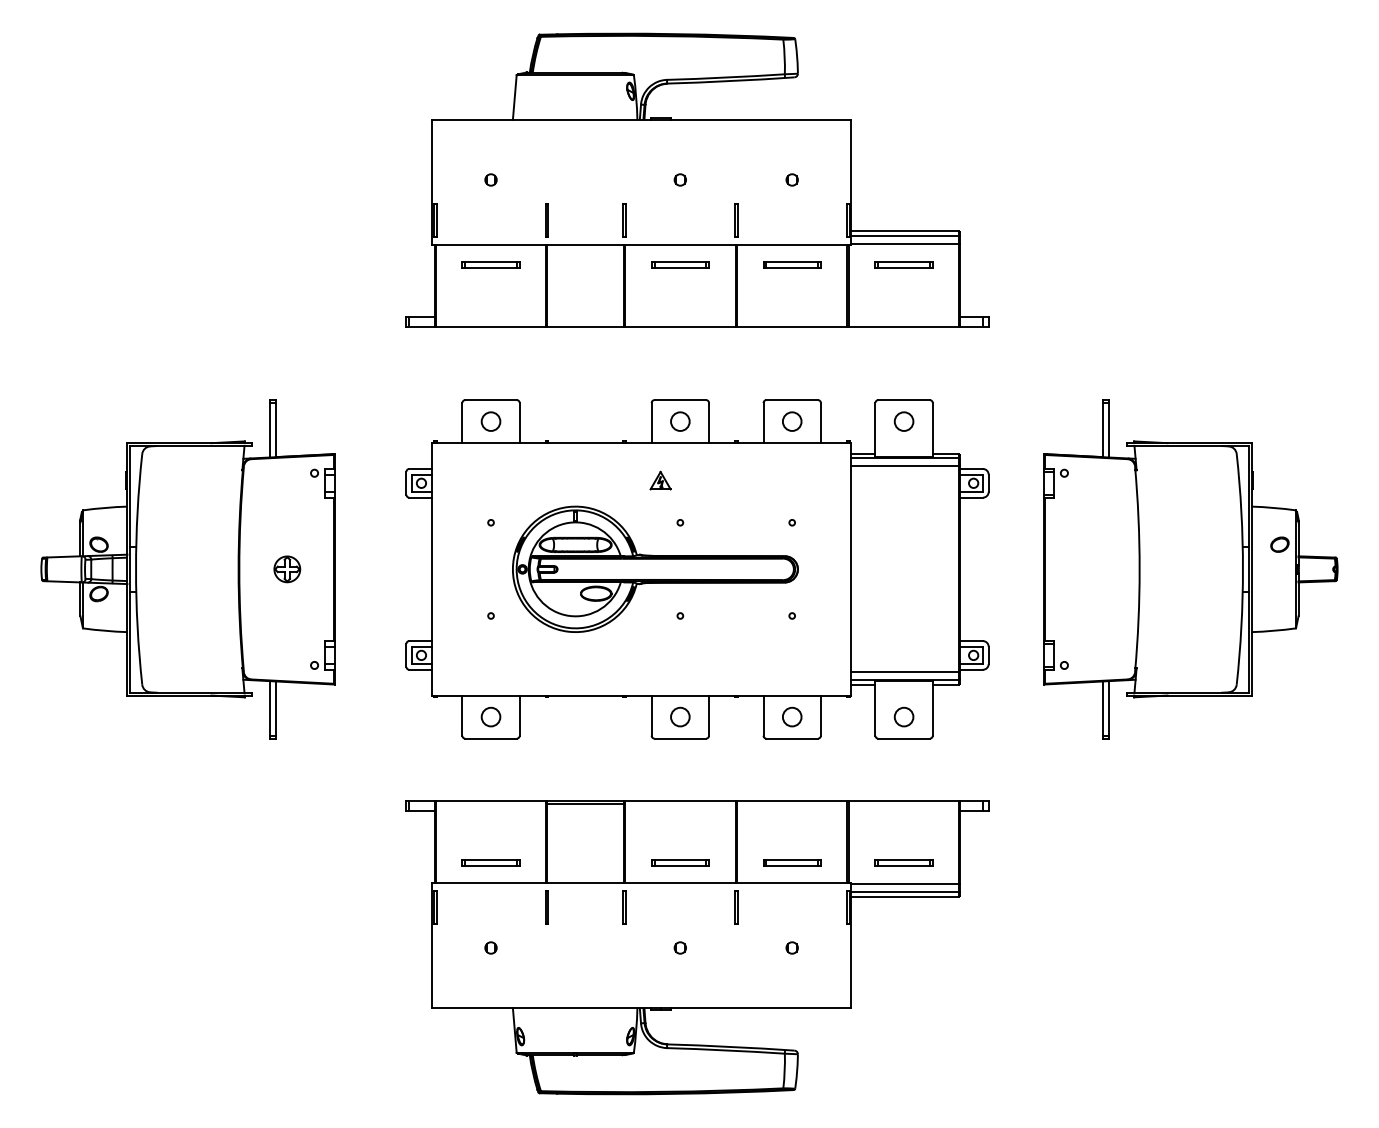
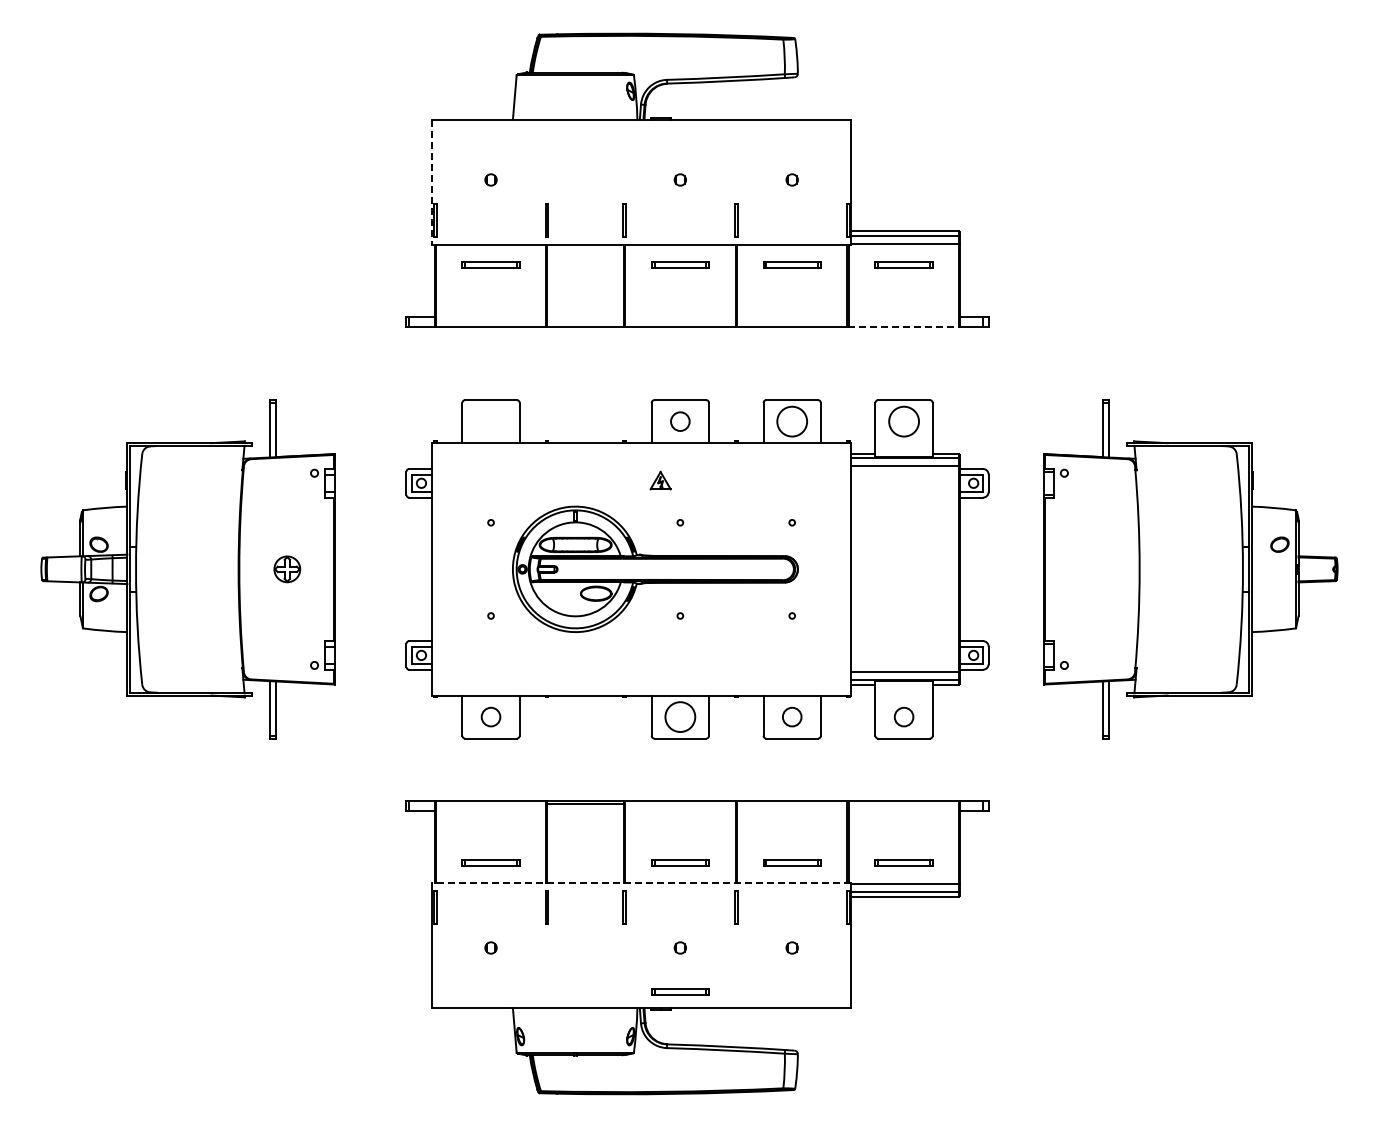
line: solid -> dashed (432, 182)
line: solid -> dashed (903, 327)
circle: present -> none (490, 421)
circle diameter: 19 px -> 30 px (792, 421)
circle diameter: 19 px -> 30 px (904, 421)
circle diameter: 19 px -> 30 px (680, 717)
line: solid -> dashed (641, 883)
part: none -> present (680, 991)
